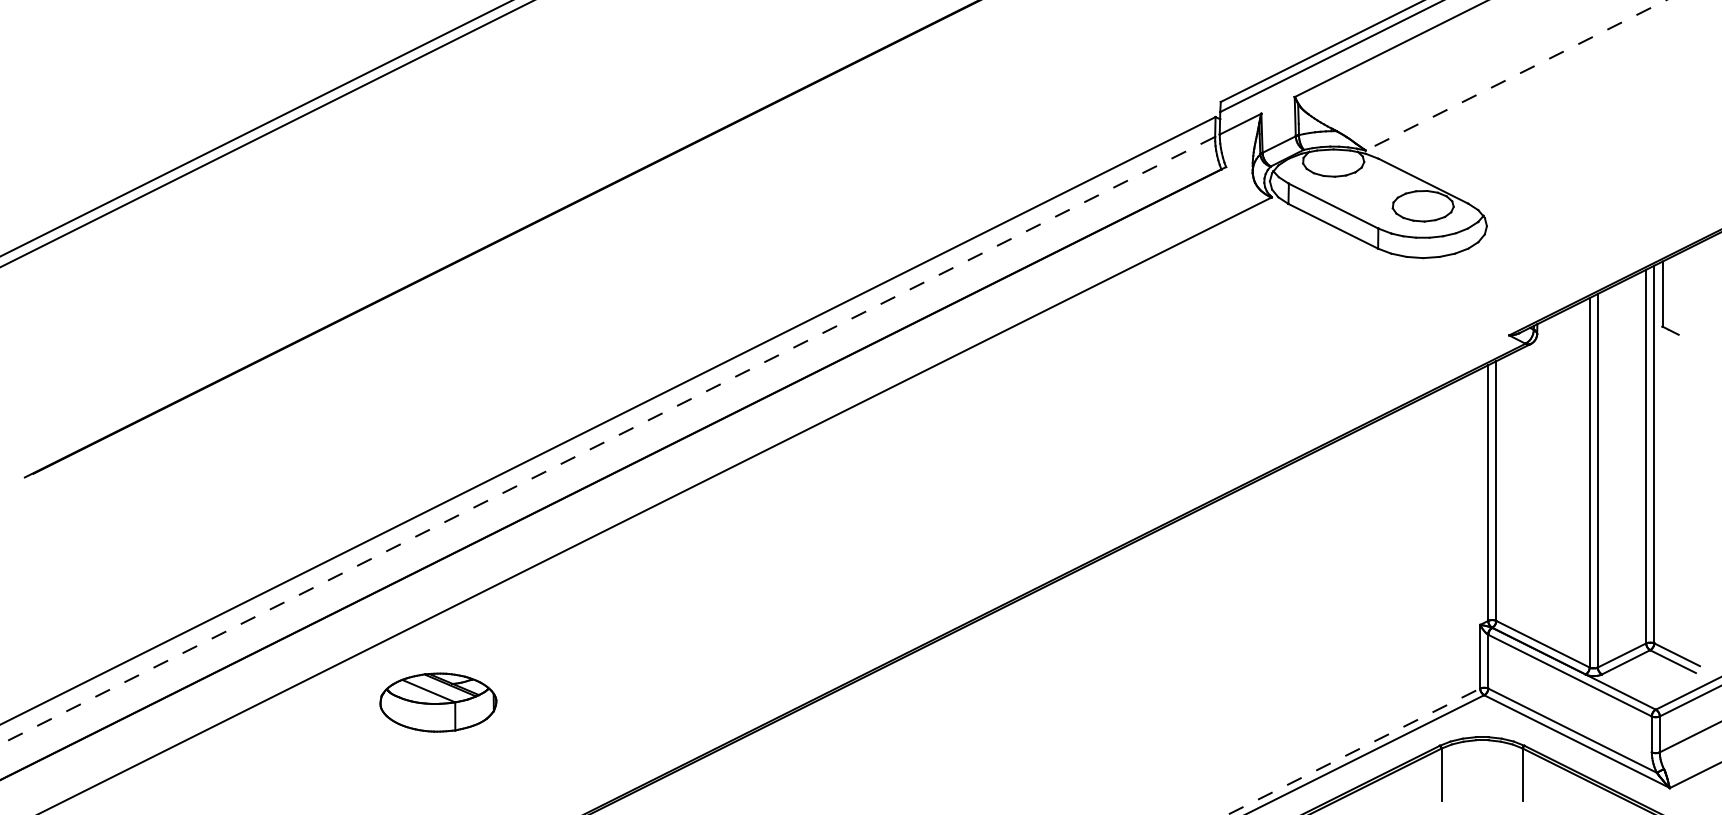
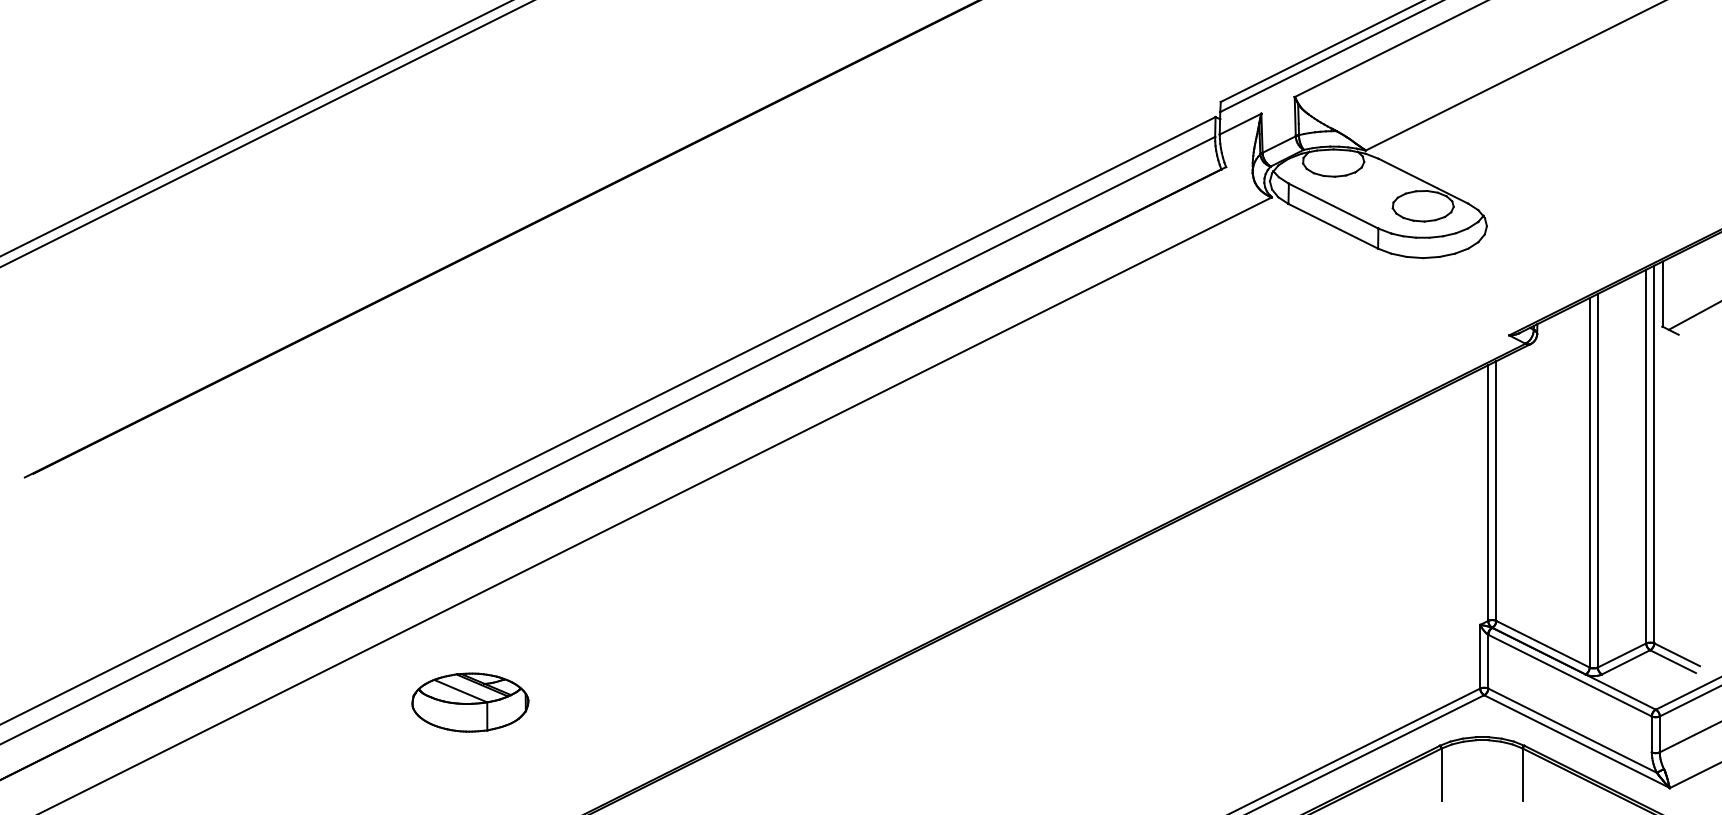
line: dashed -> solid (1515, 75)
line: none -> present (1693, 315)
line: dashed -> solid (607, 440)
part position: (438, 702) -> (470, 702) (470, 702)
line: dashed -> solid (1354, 751)
